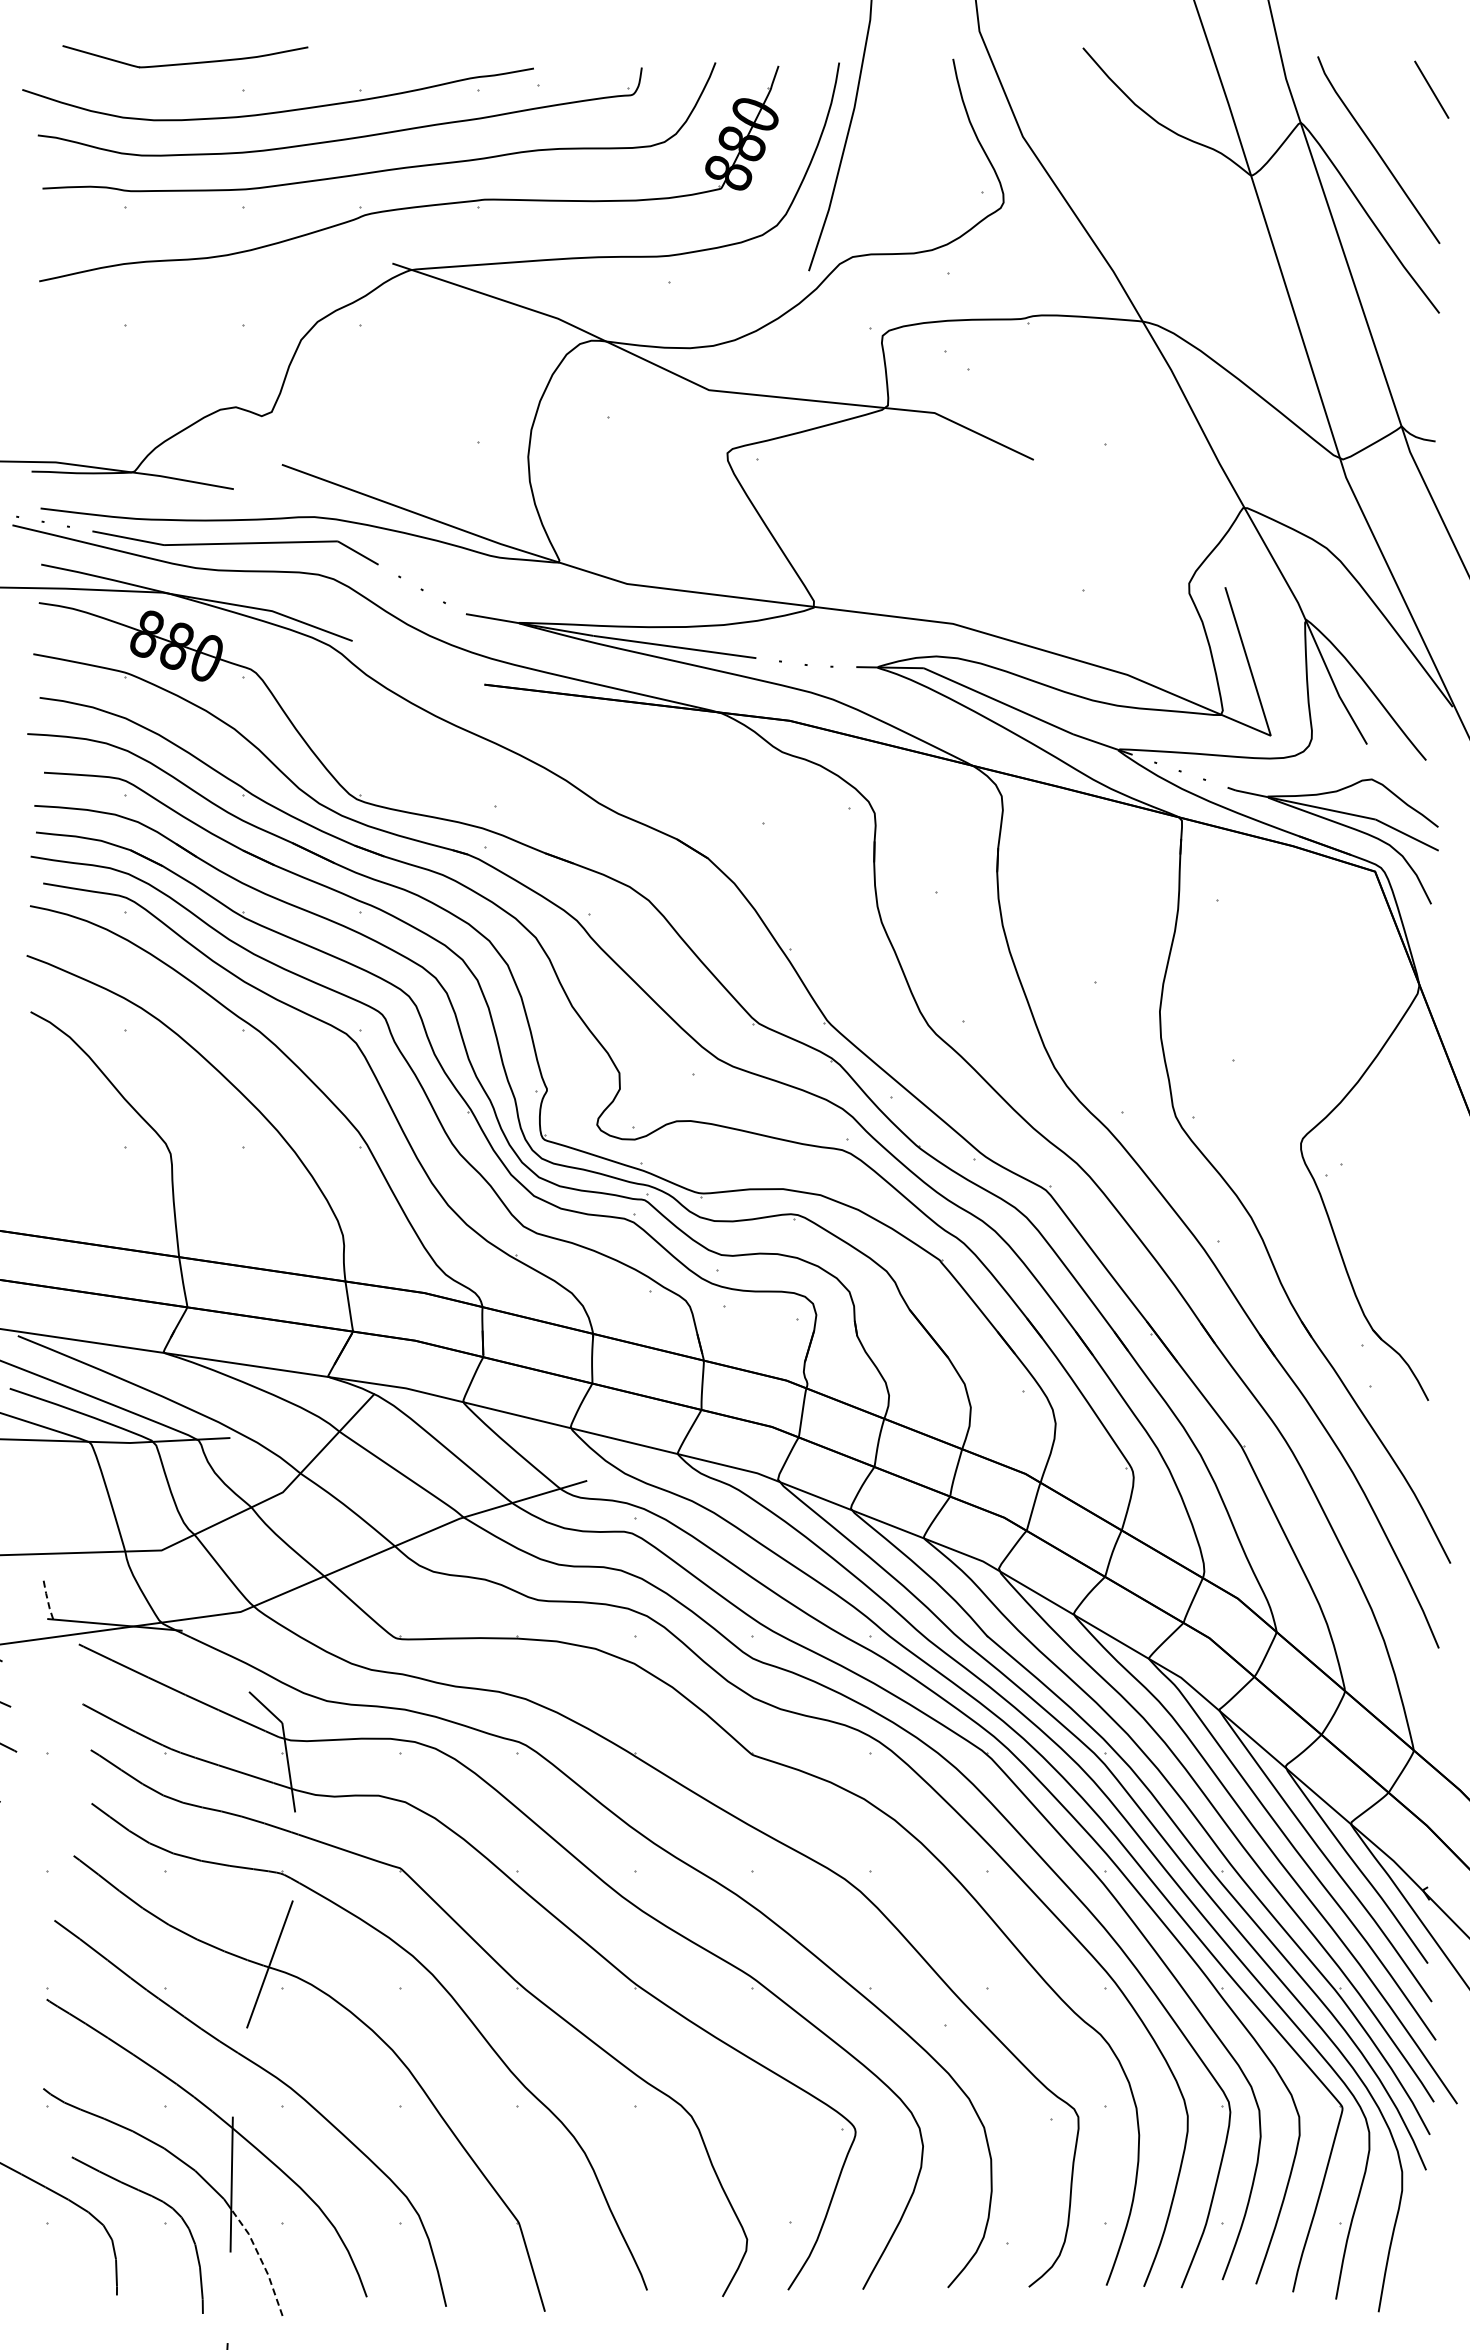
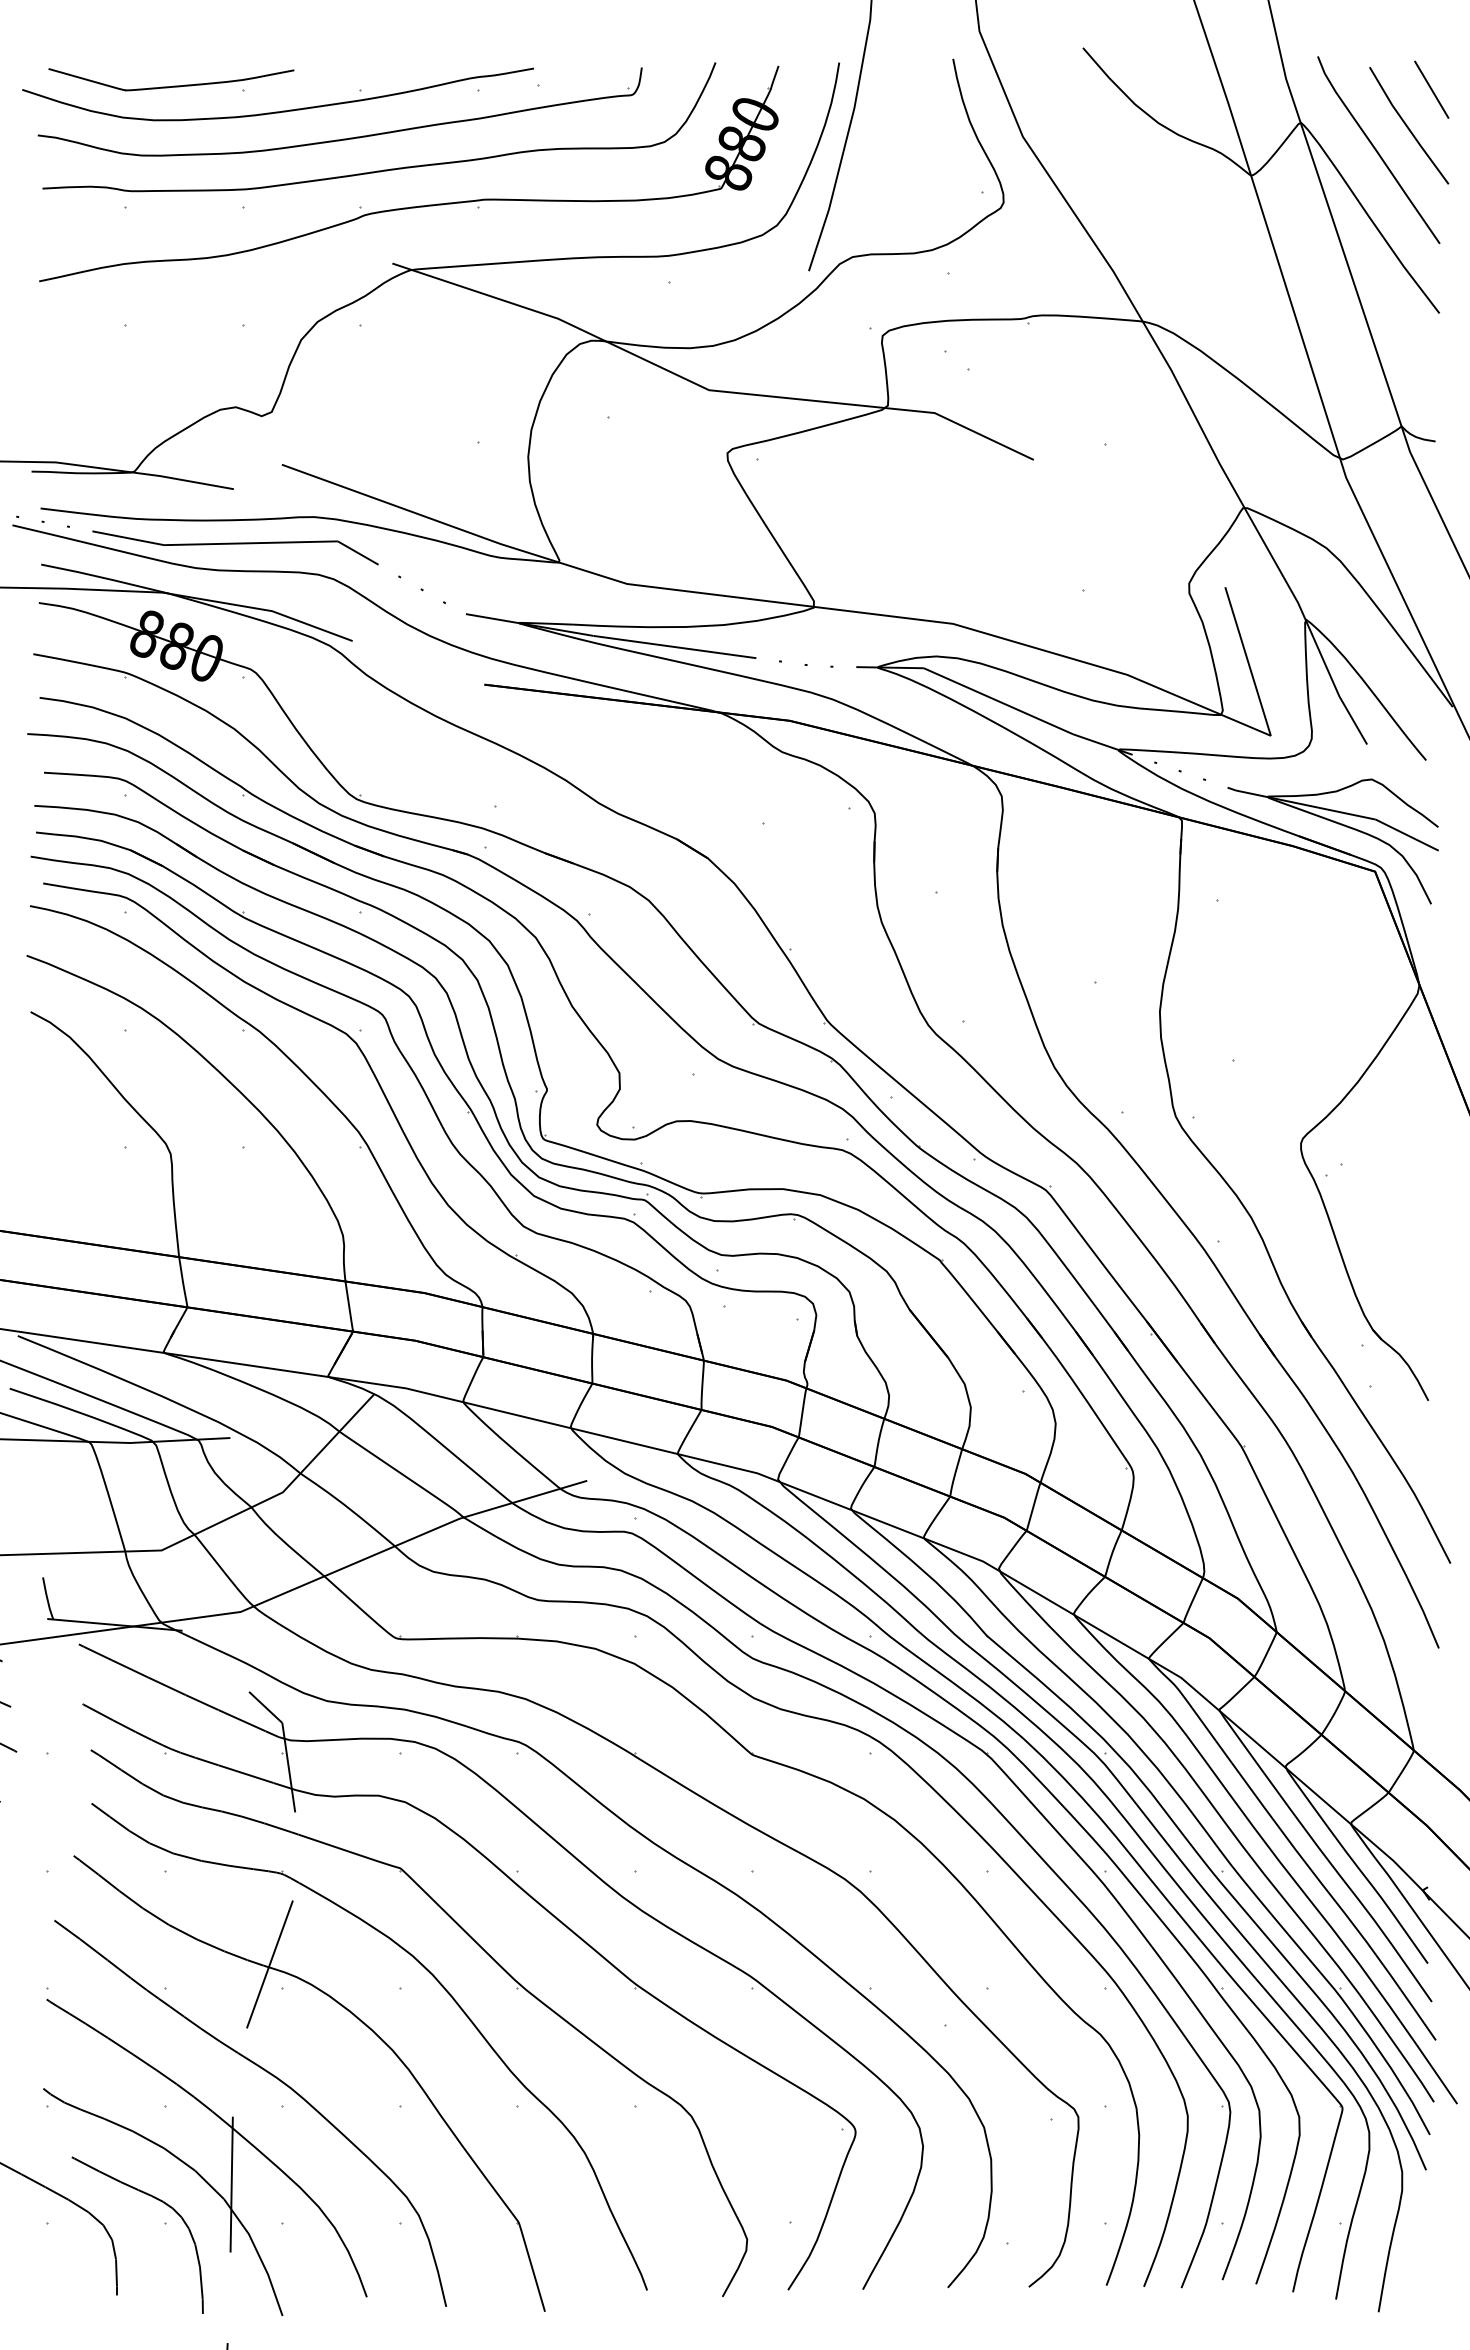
part position: (187, 62) -> (173, 85) (173, 85)
line: none -> present (1408, 126)
line: dashed -> solid (47, 1598)
line: dashed -> solid (261, 2259)
